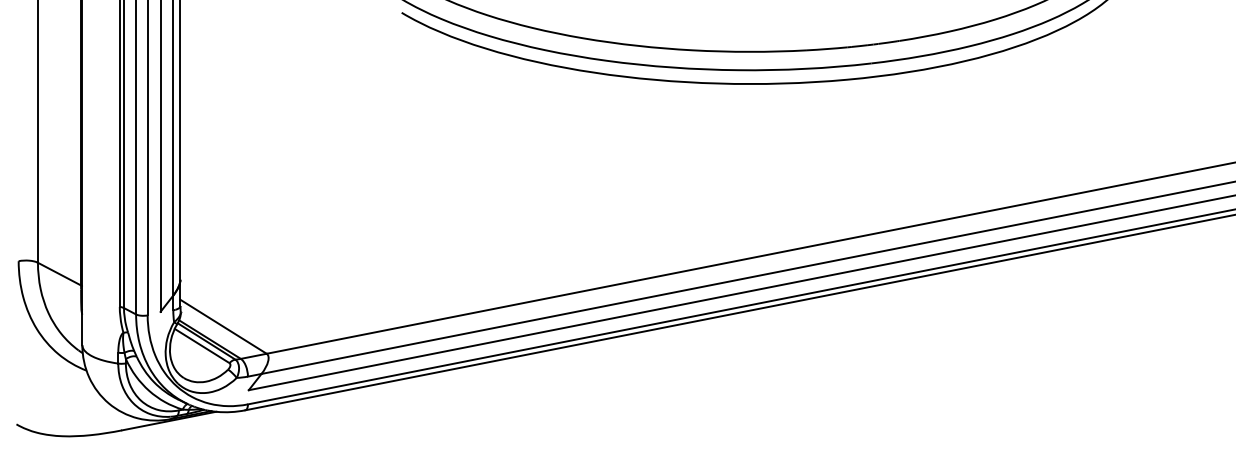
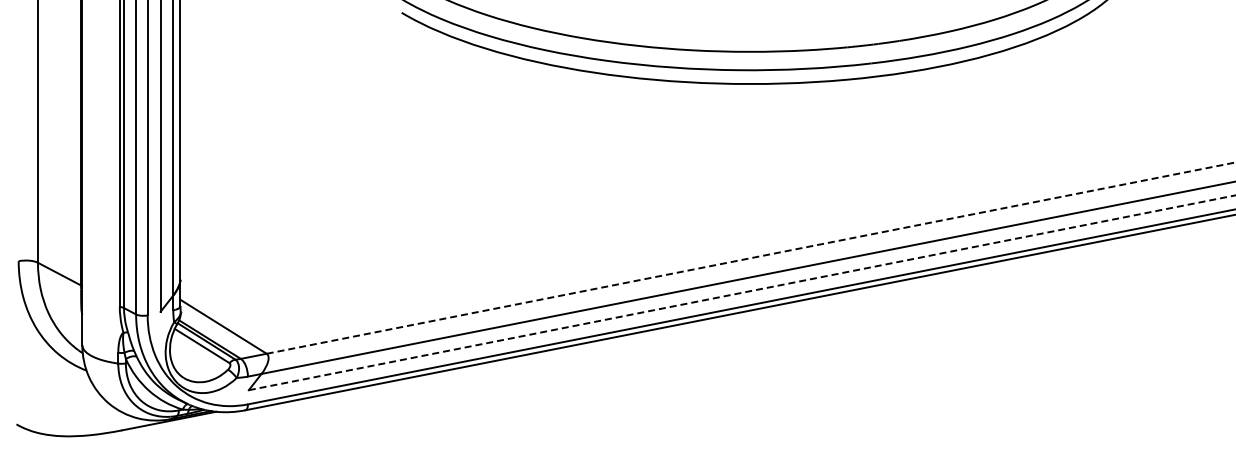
line: solid -> dashed (751, 258)
line: solid -> dashed (742, 292)
